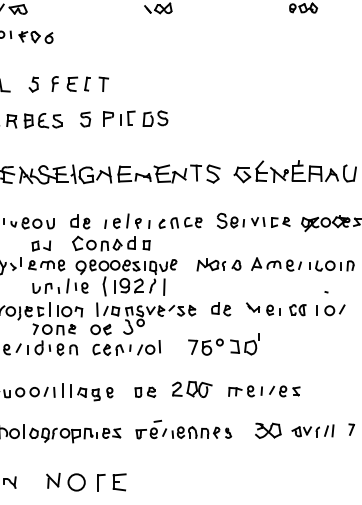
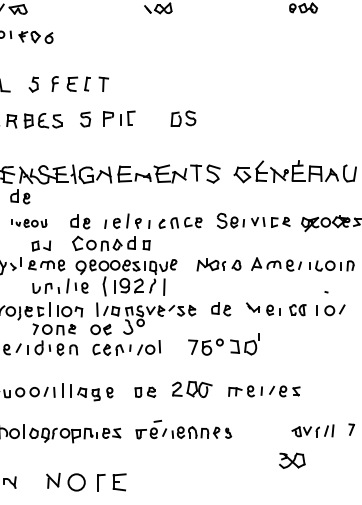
part position: (155, 118) -> (183, 118) (183, 118)
part: none -> present (20, 196)
part size: 52x13 px -> 37x10 px (29, 222)
part position: (268, 430) -> (292, 460) (292, 460)
